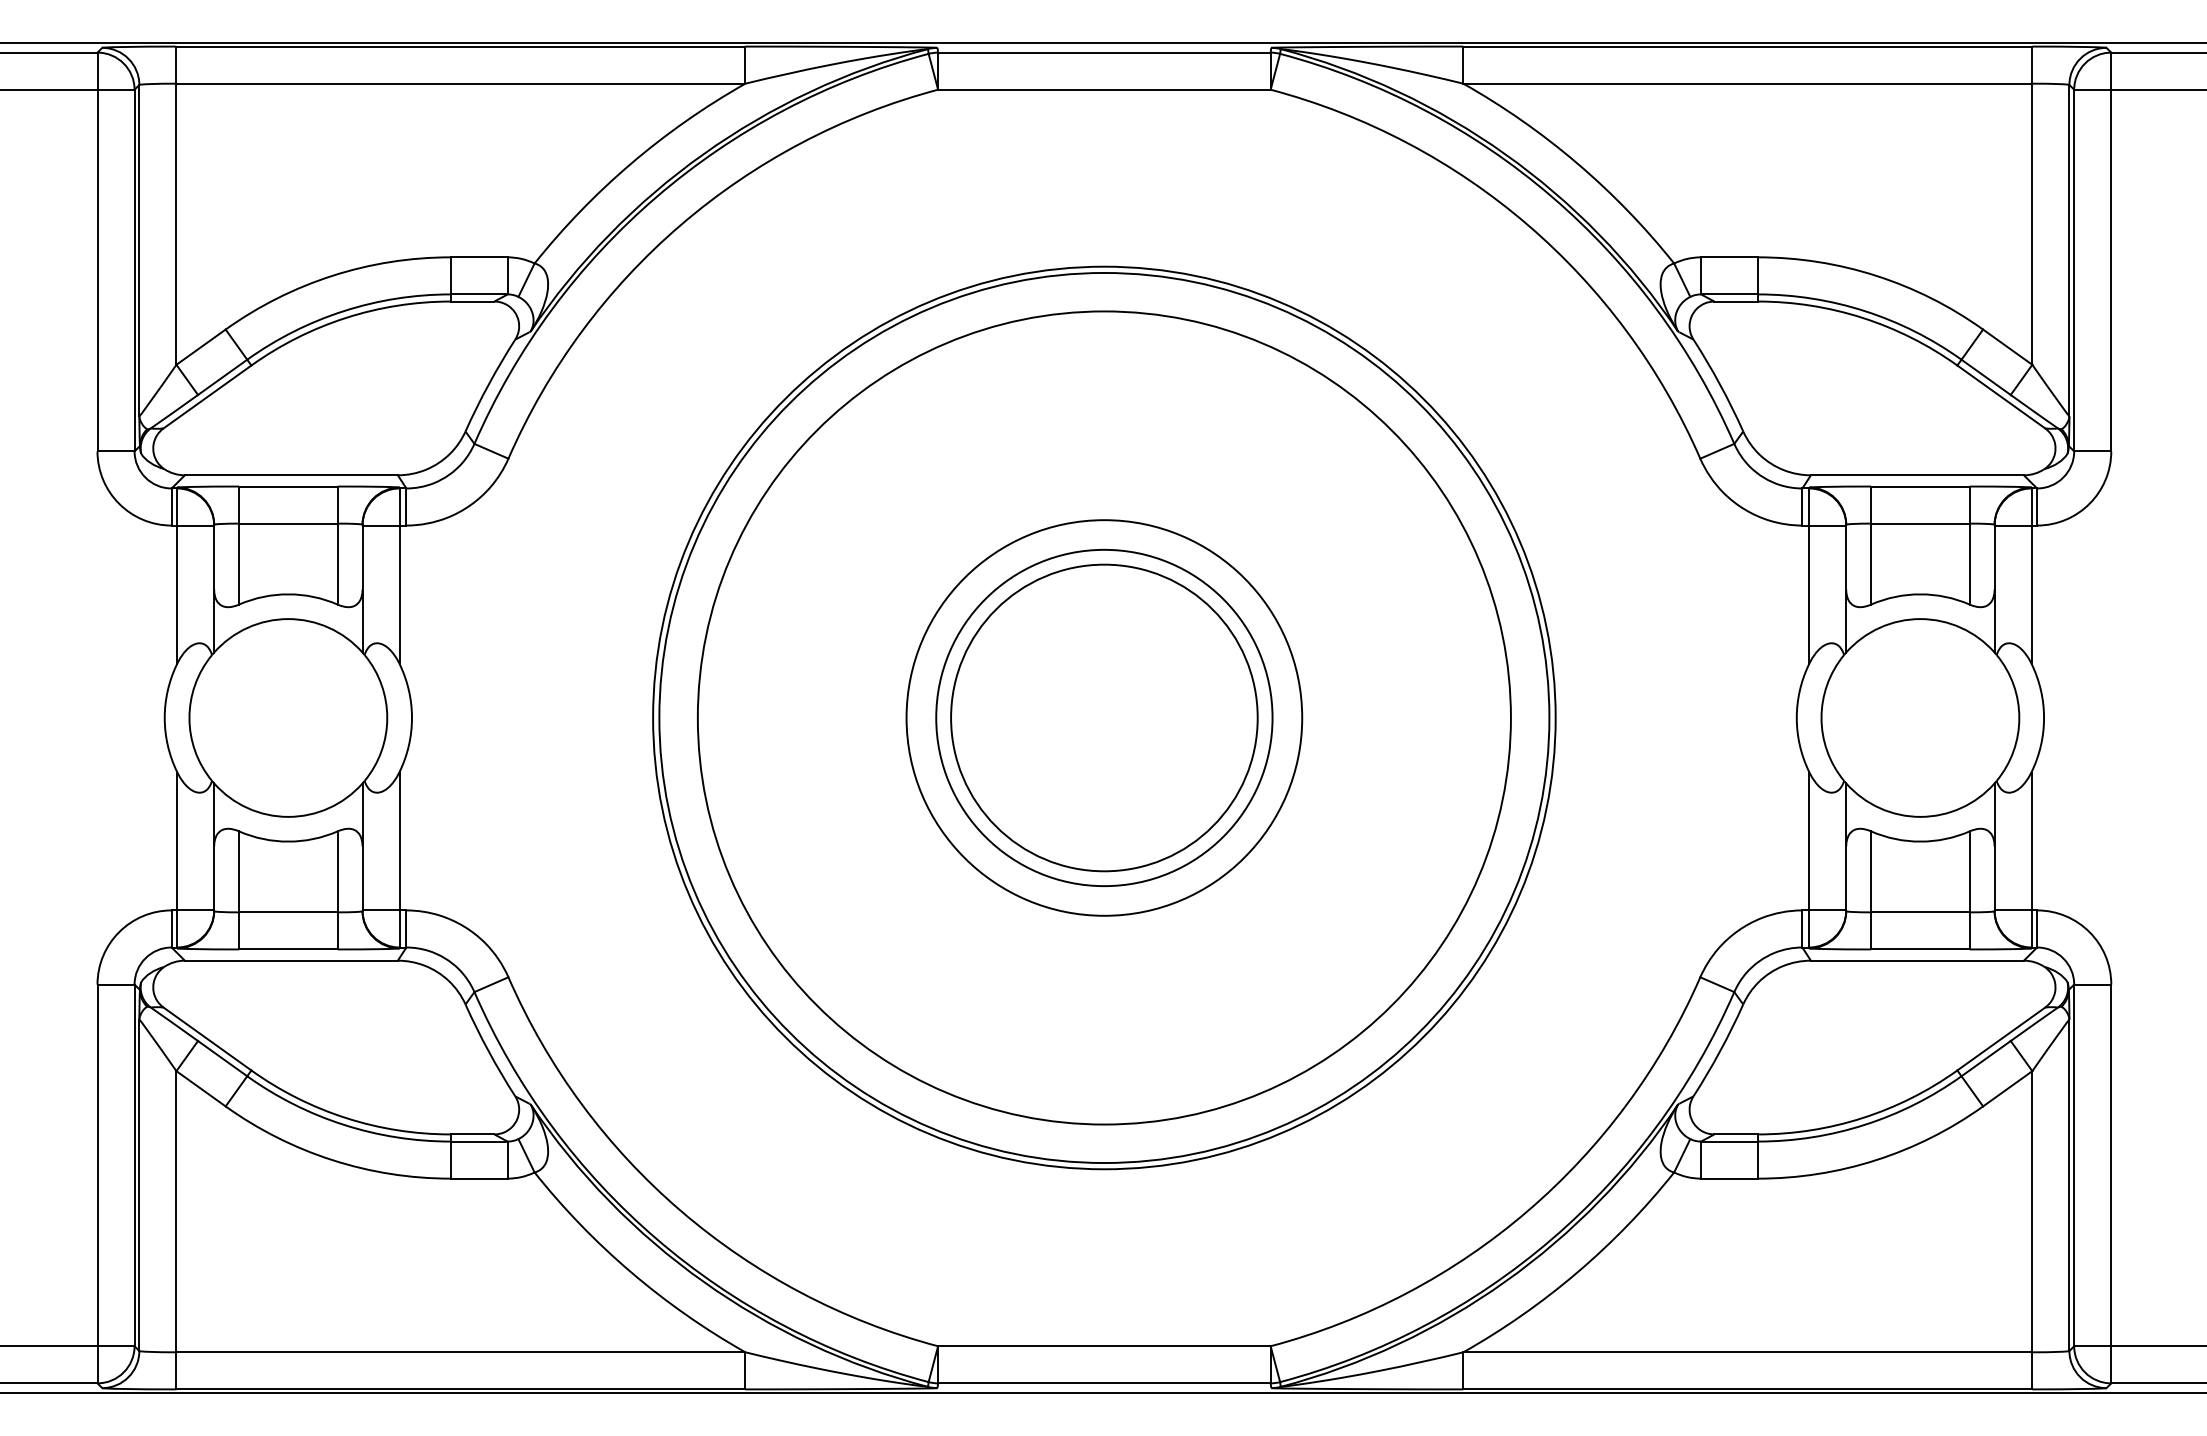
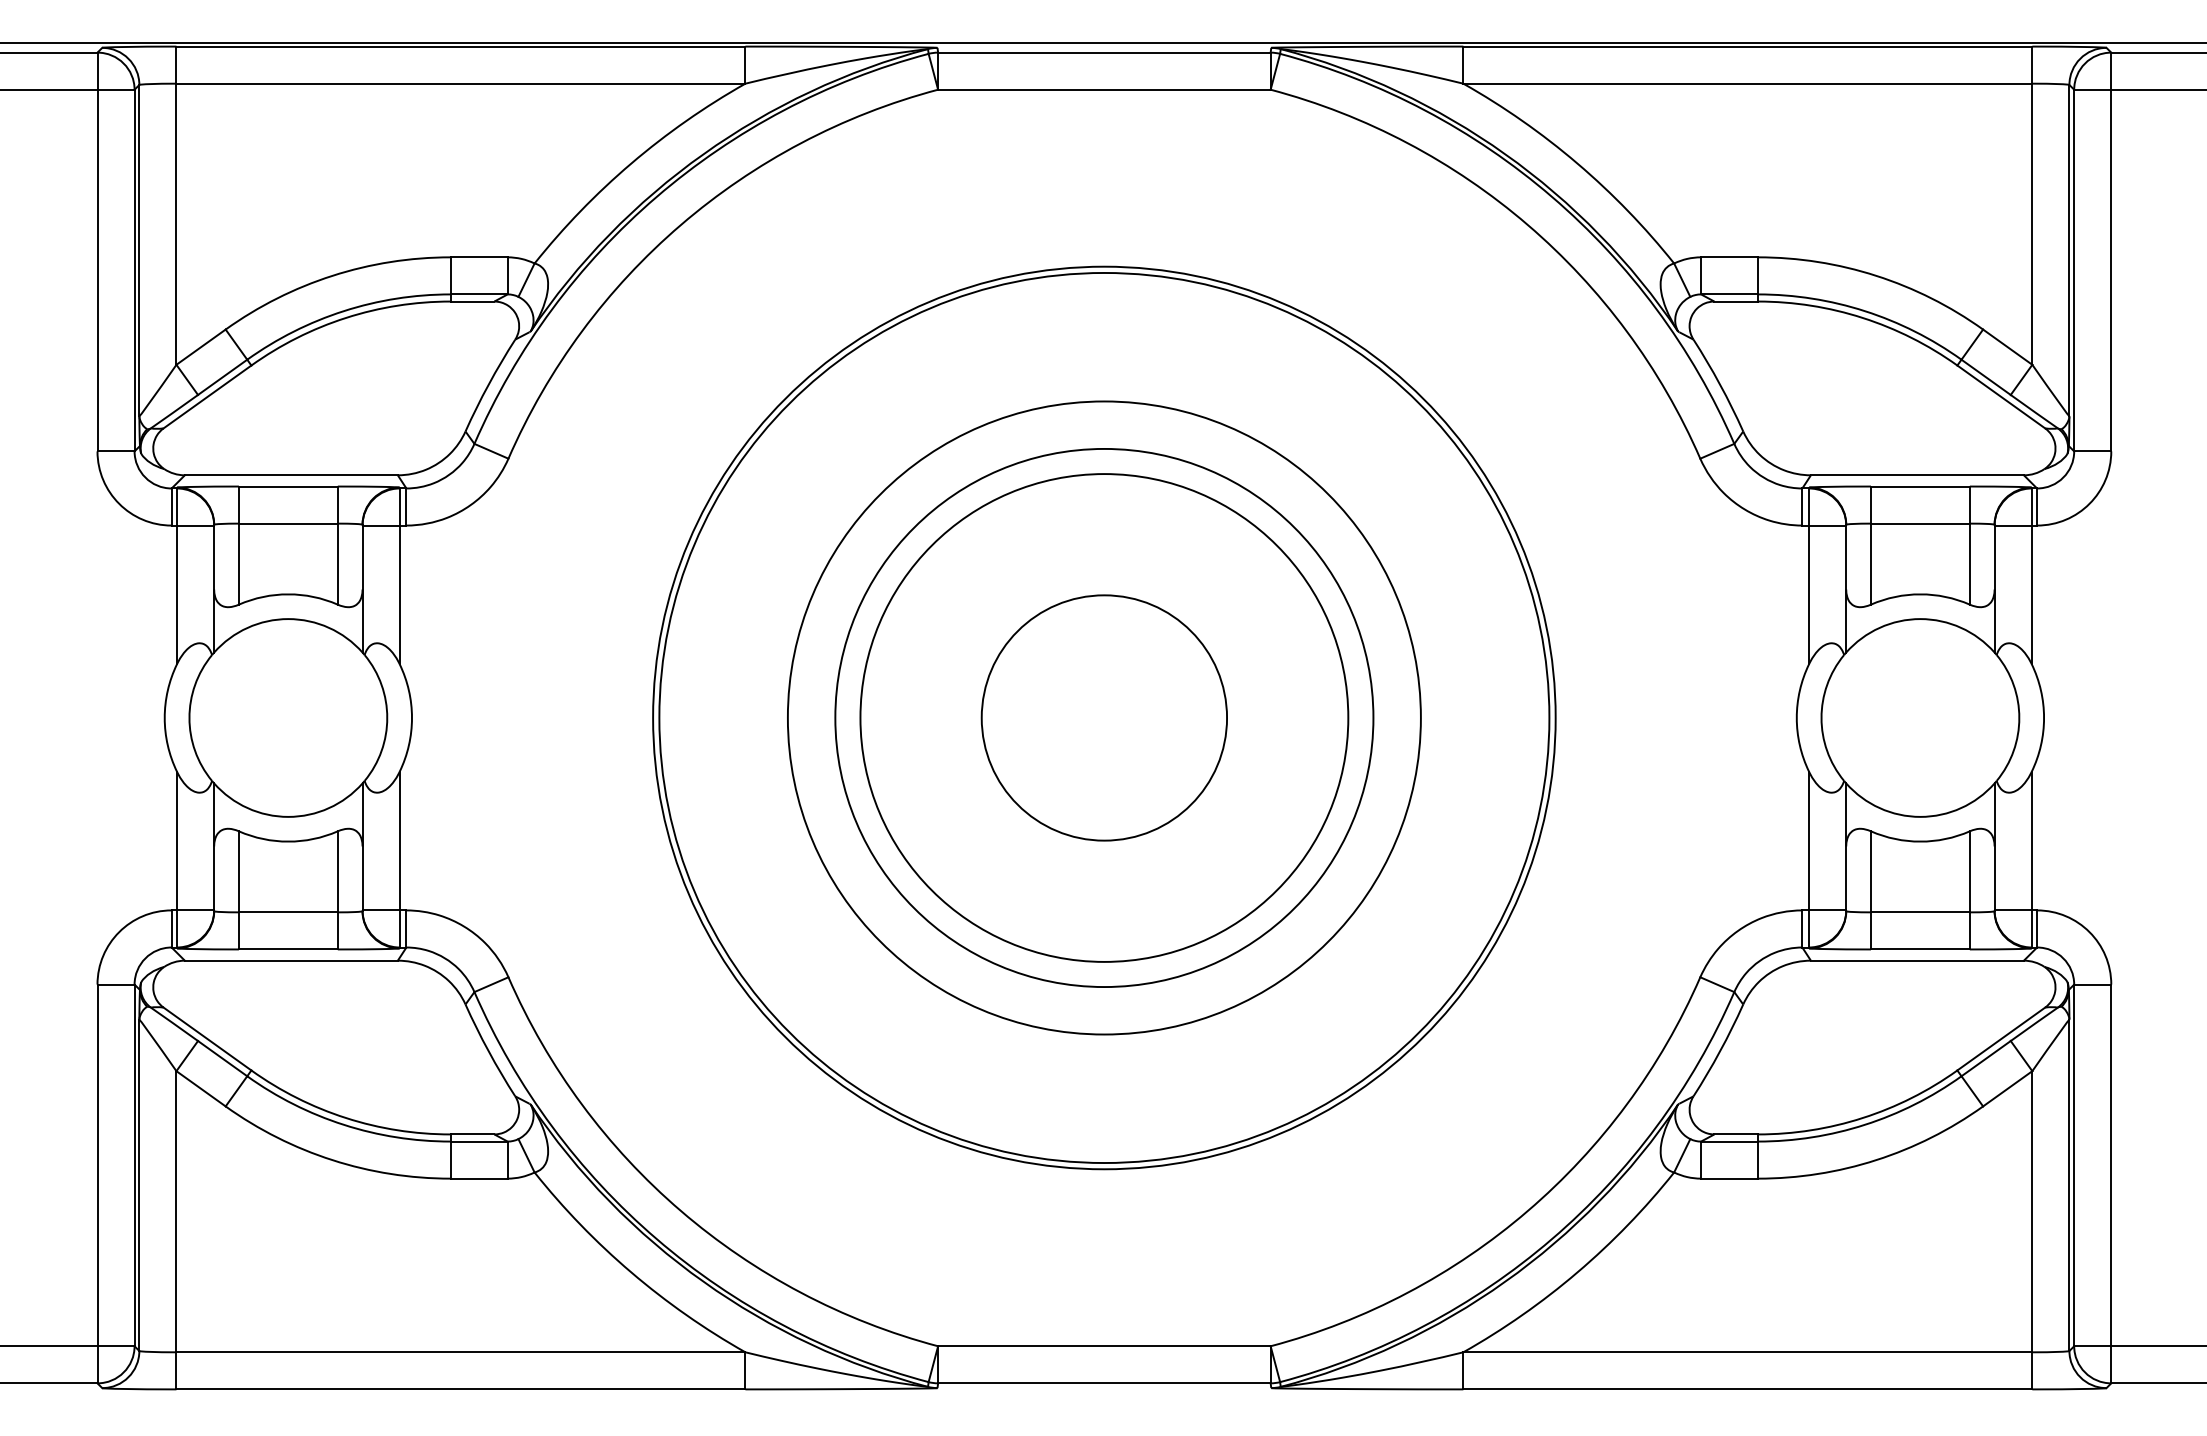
circle diameter: 813 px -> 488 px (1104, 717)
circle diameter: 307 px -> 245 px (1104, 717)
circle diameter: 336 px -> 538 px (1104, 717)
circle diameter: 396 px -> 633 px (1103, 717)
line: present -> none (1102, 1393)
